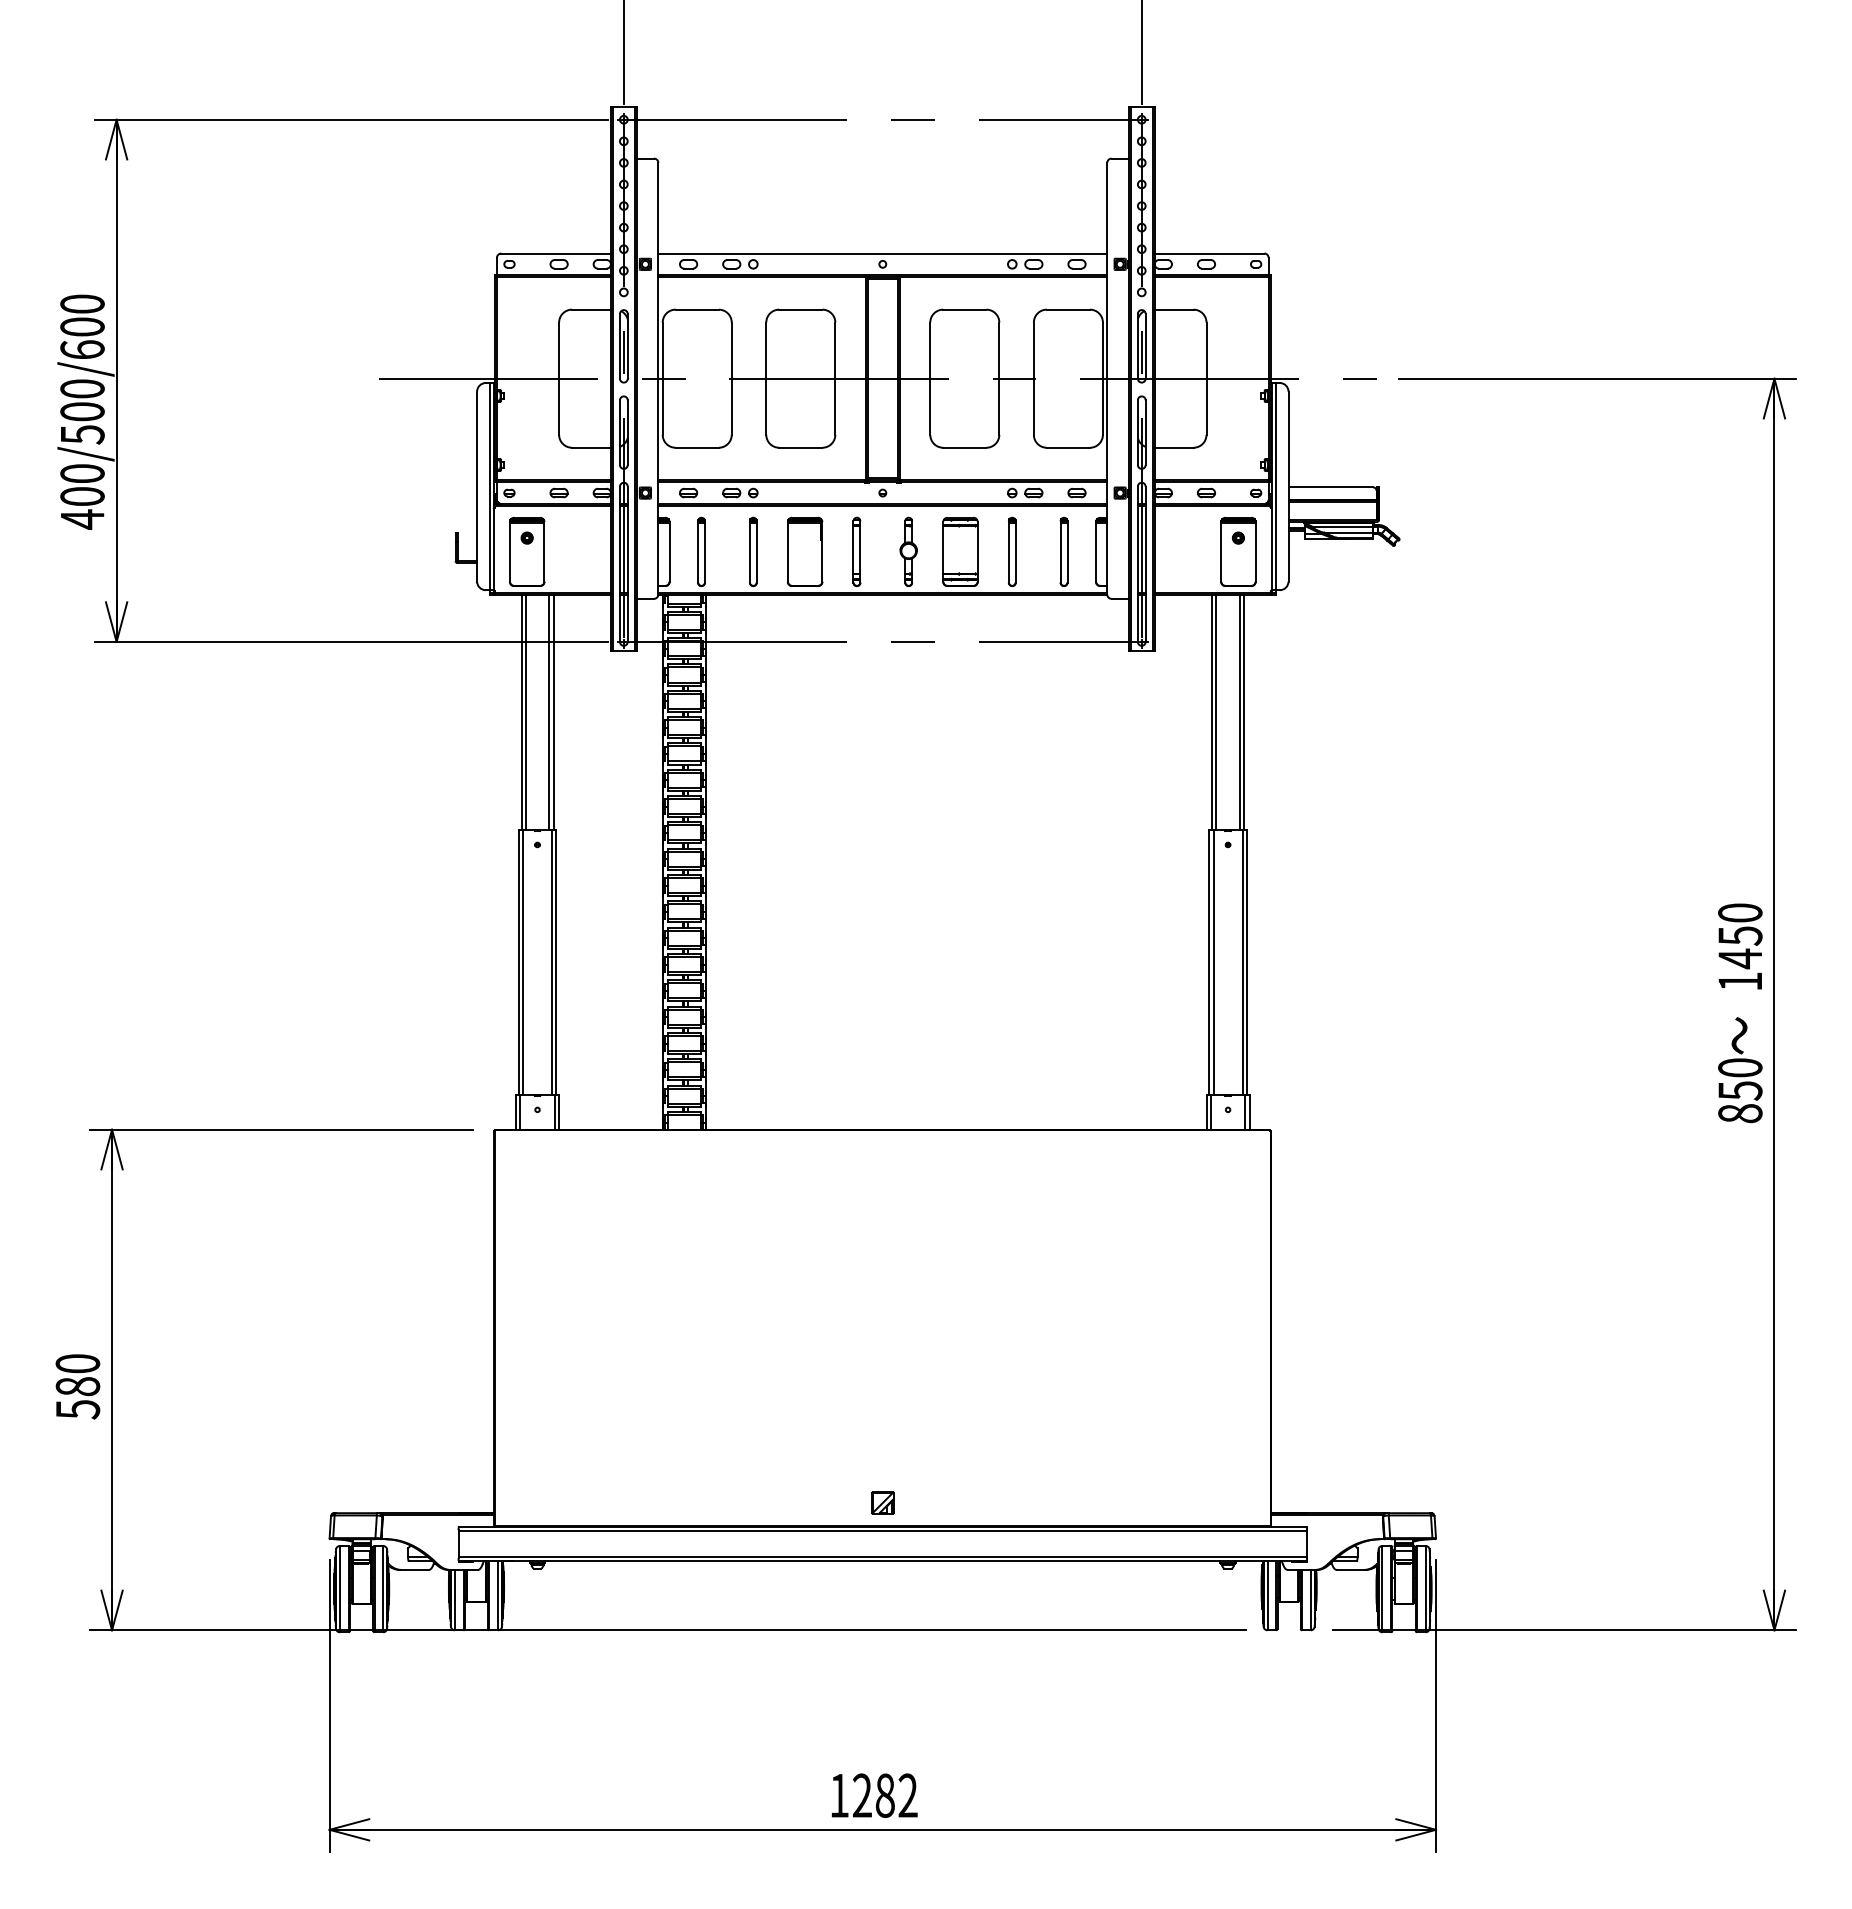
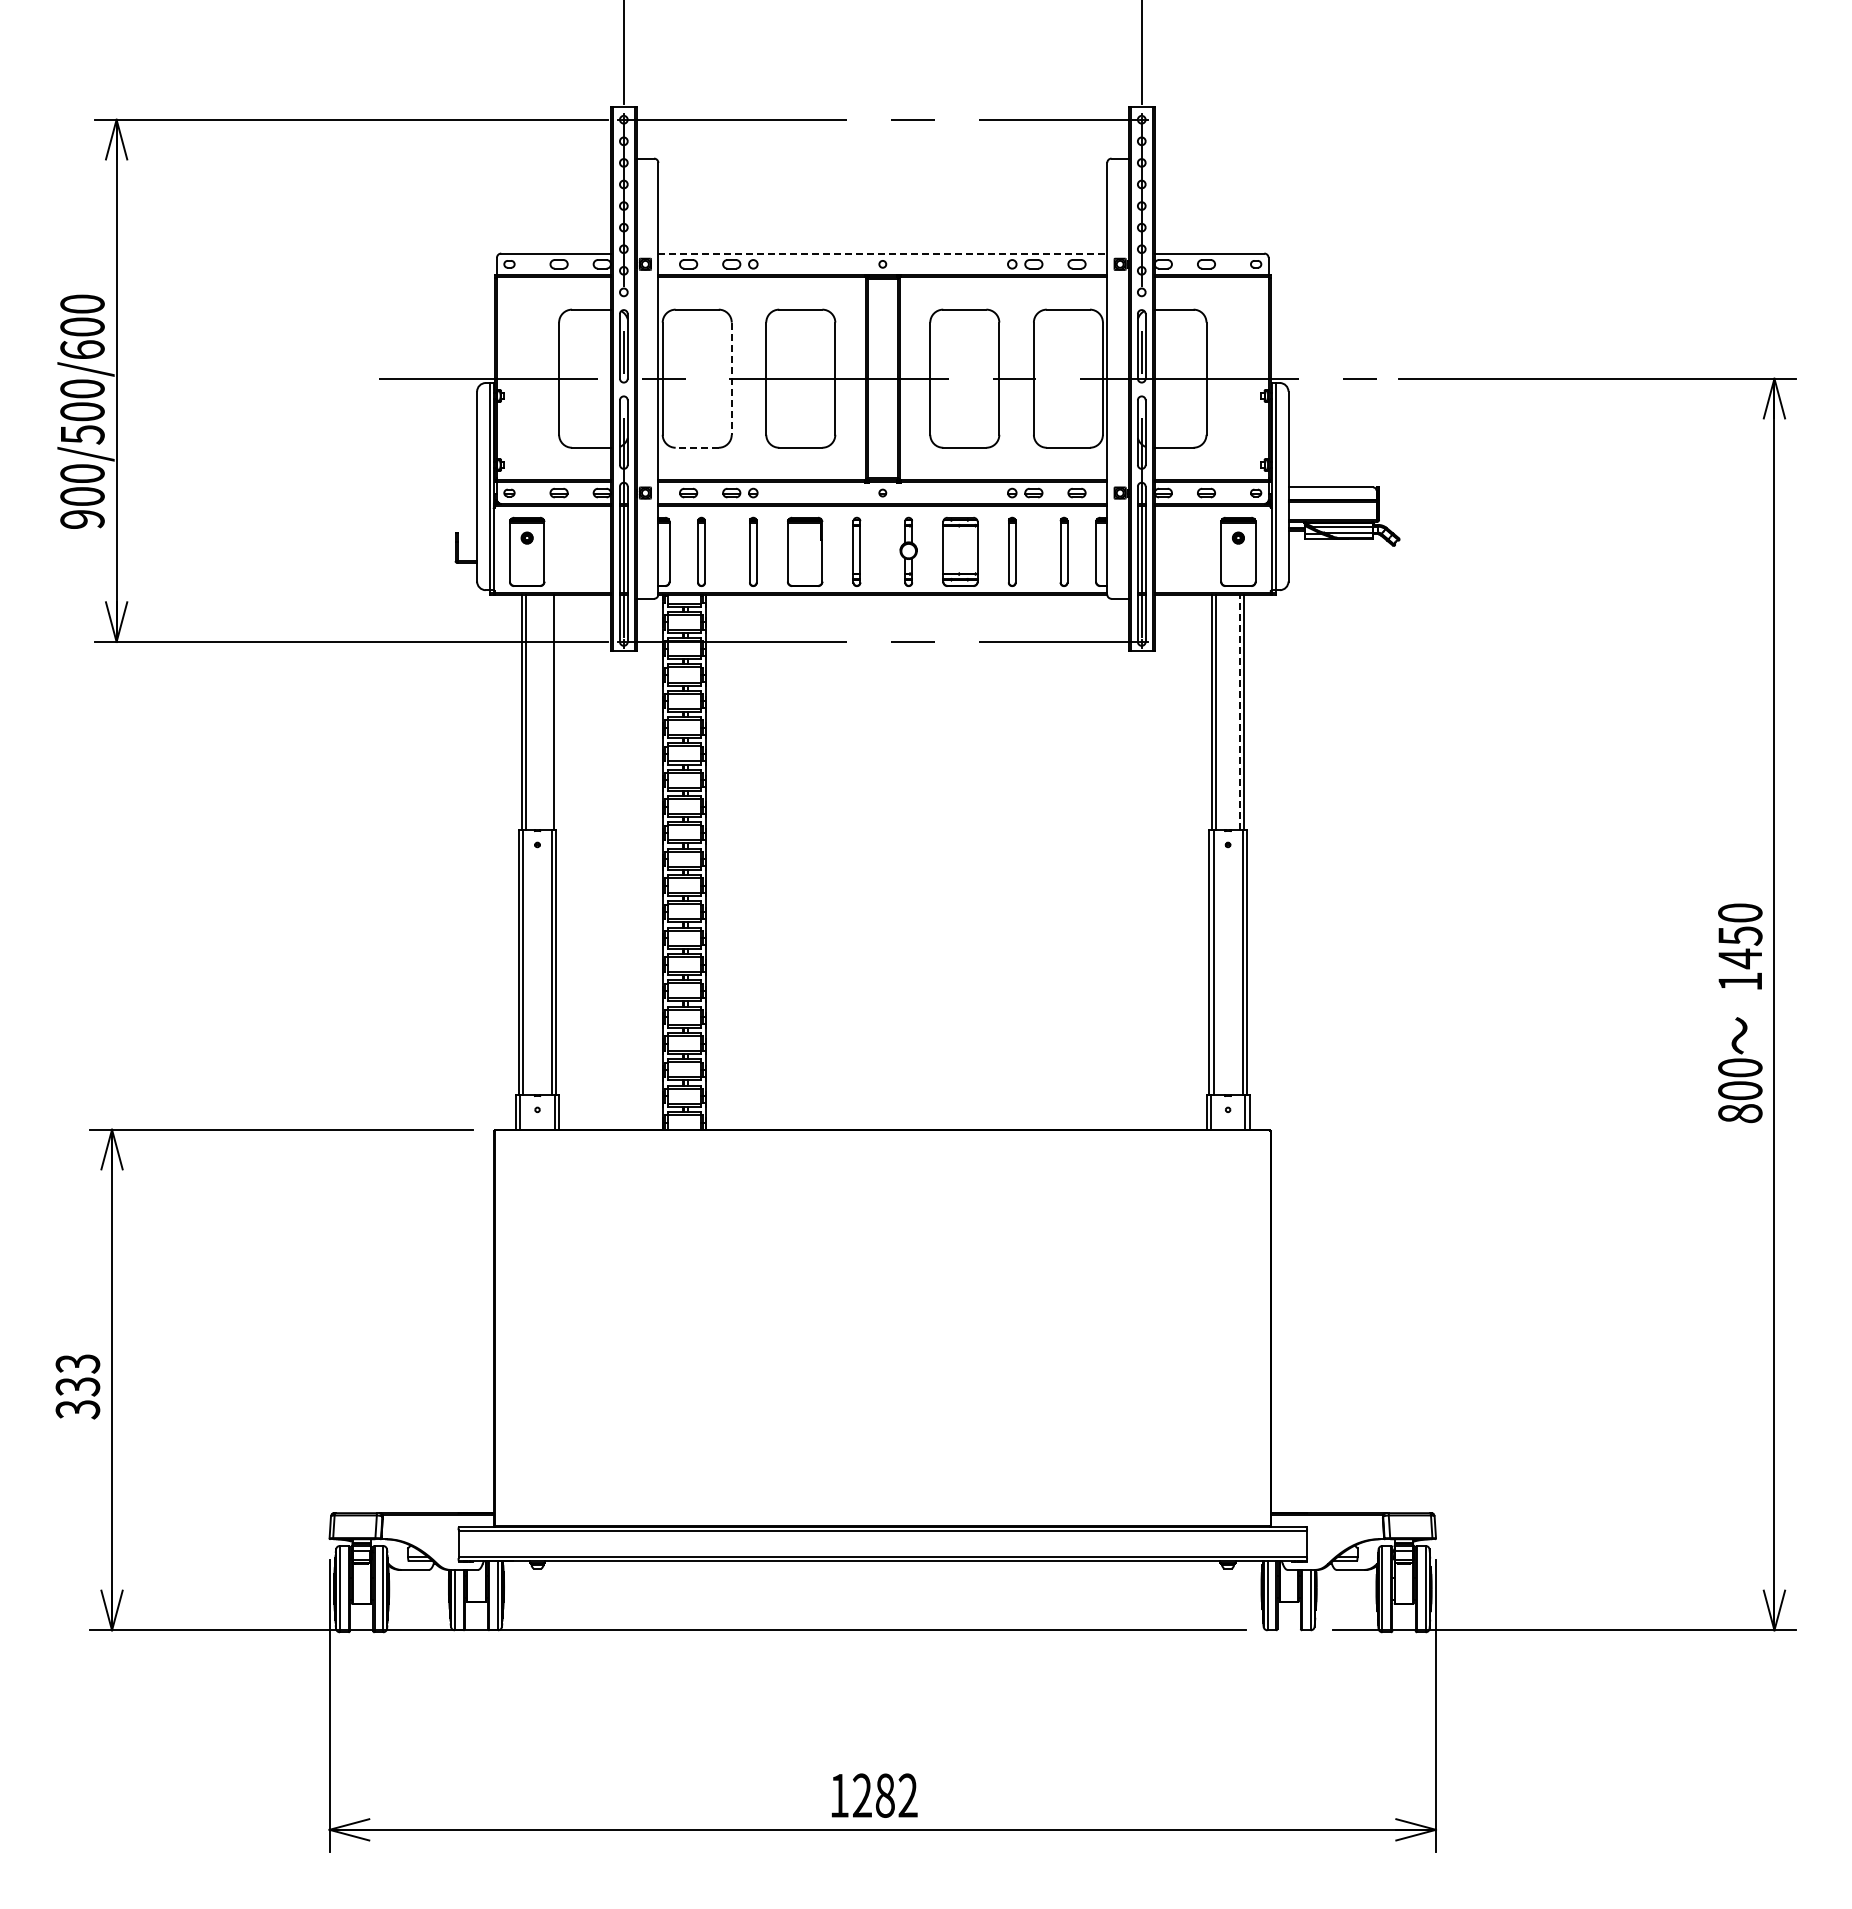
line: solid -> dashed (883, 253)
line: solid -> dashed (731, 379)
line: solid -> dashed (697, 447)
text: 400/500/600 -> 900/500/600 (82, 519)
line: present -> none (549, 711)
line: solid -> dashed (1239, 712)
text: 850 -> 800 (1740, 1090)
text: 580 -> 333 (77, 1386)
part: present -> none (882, 1502)
